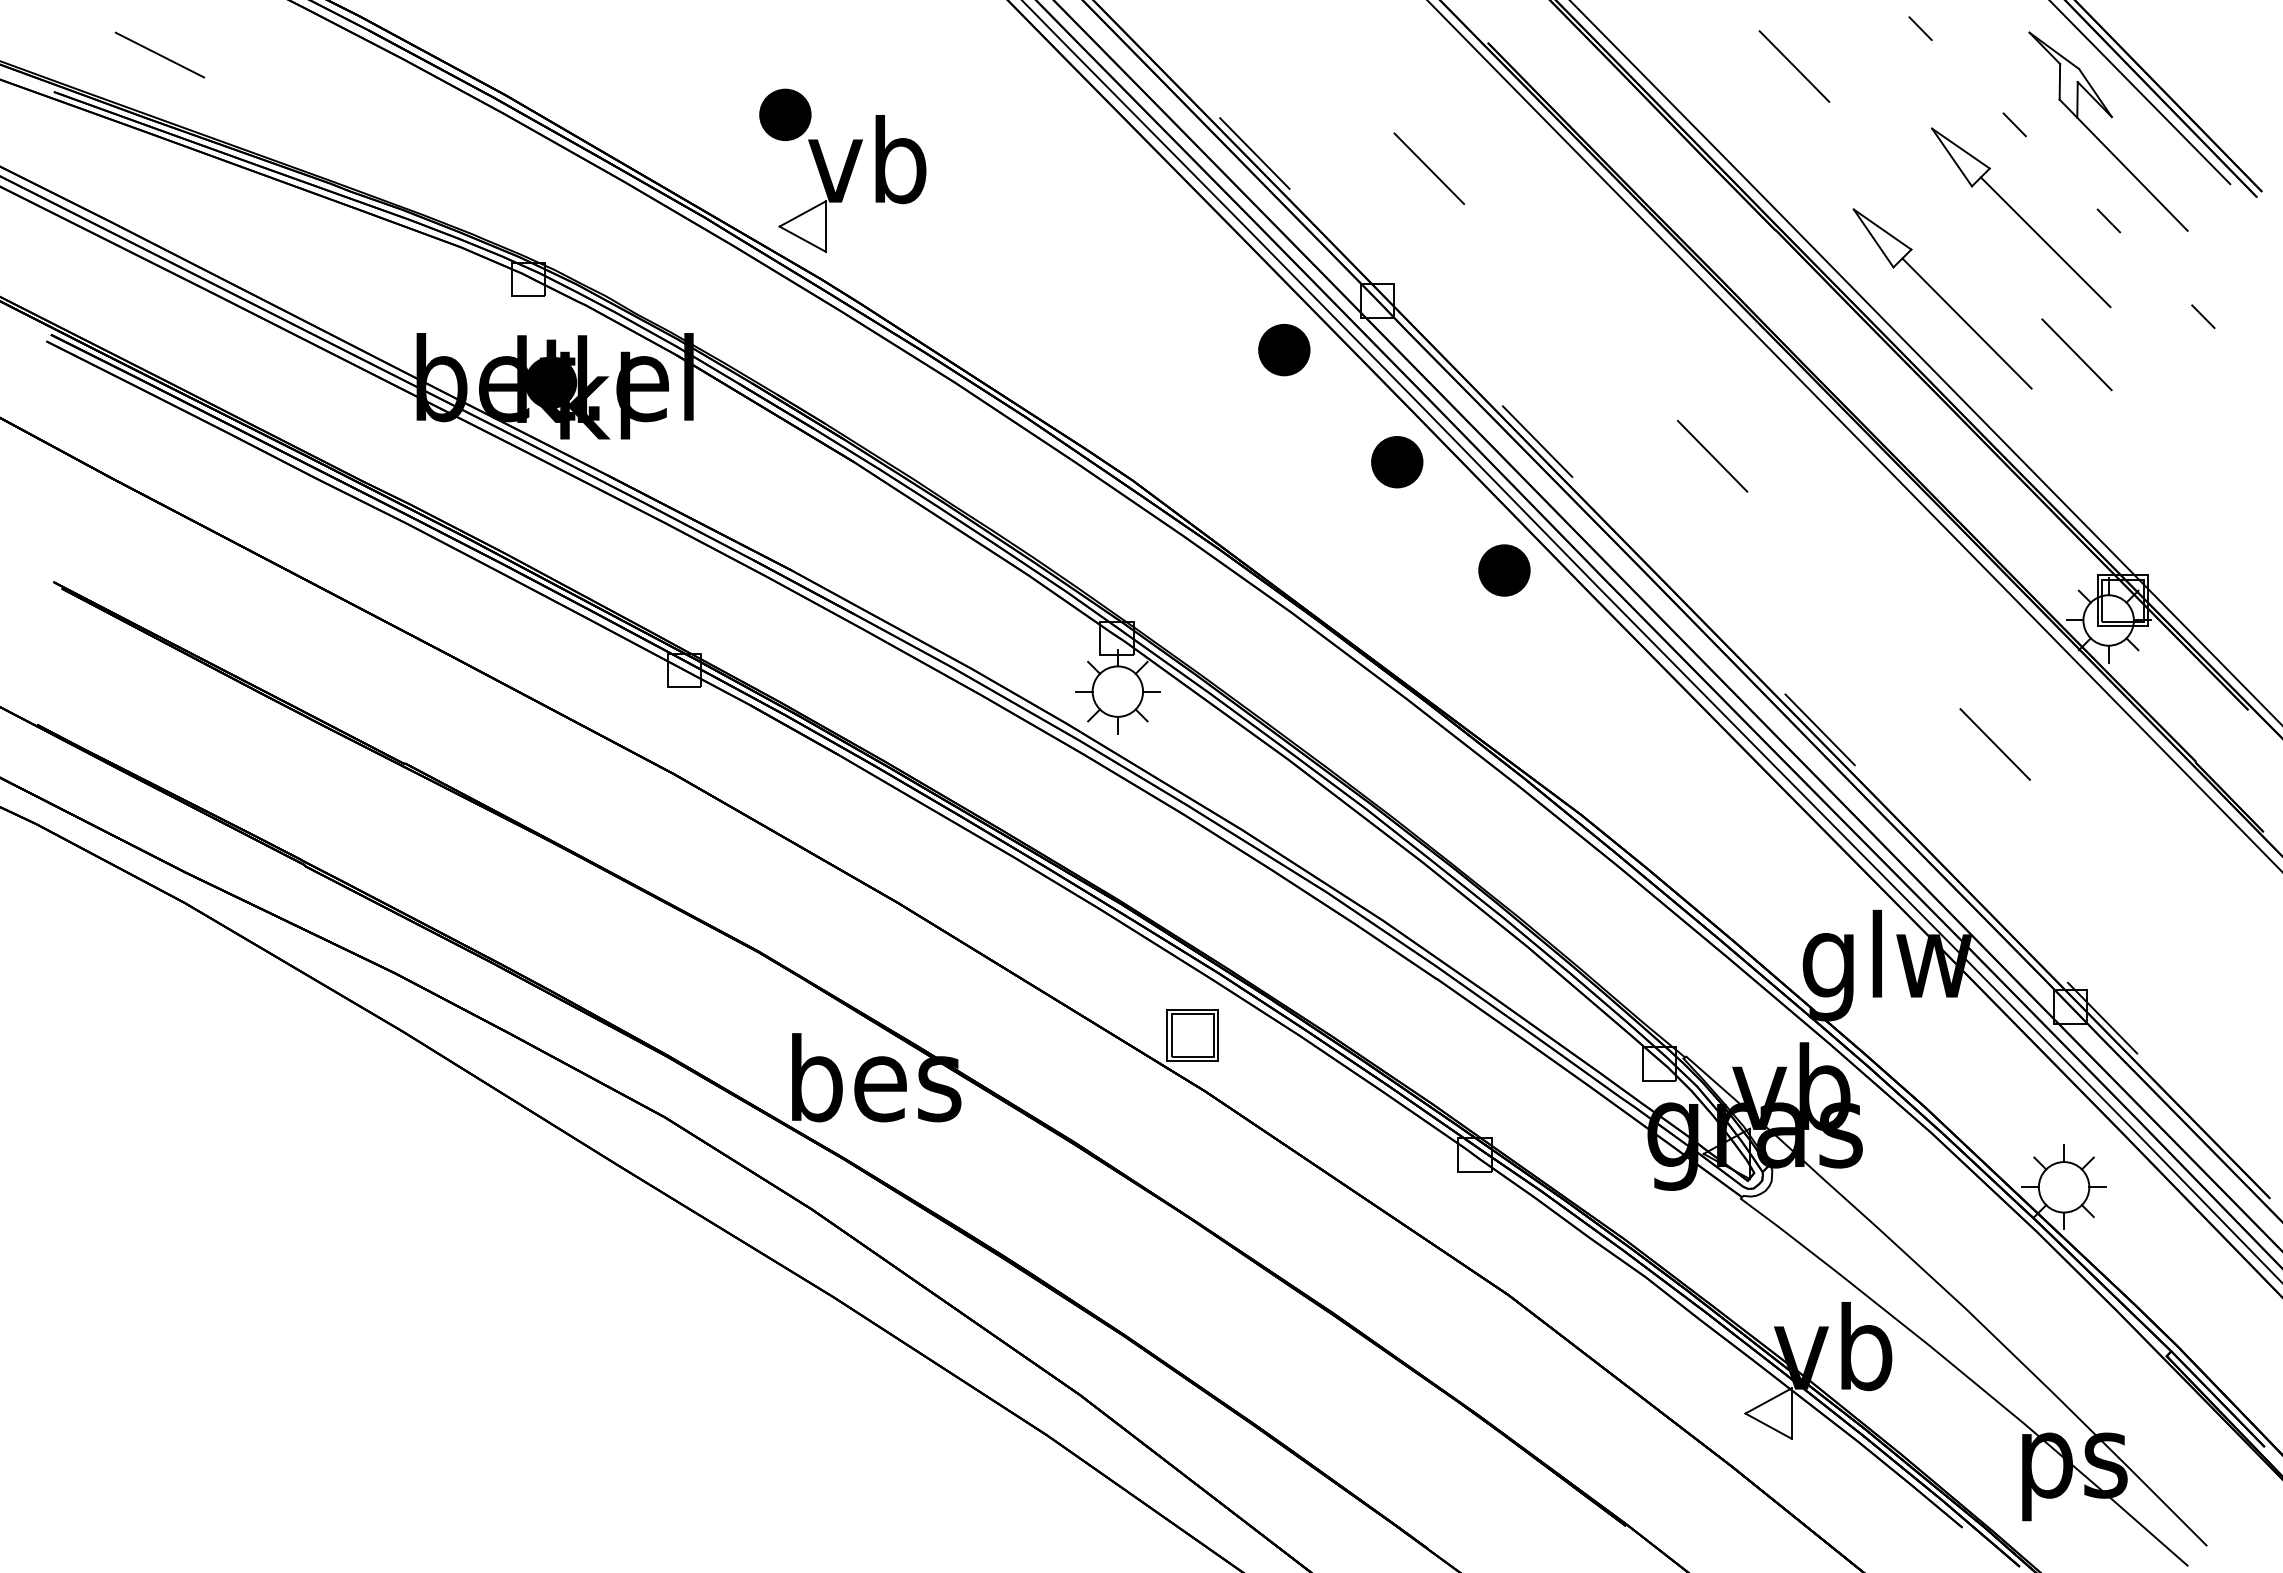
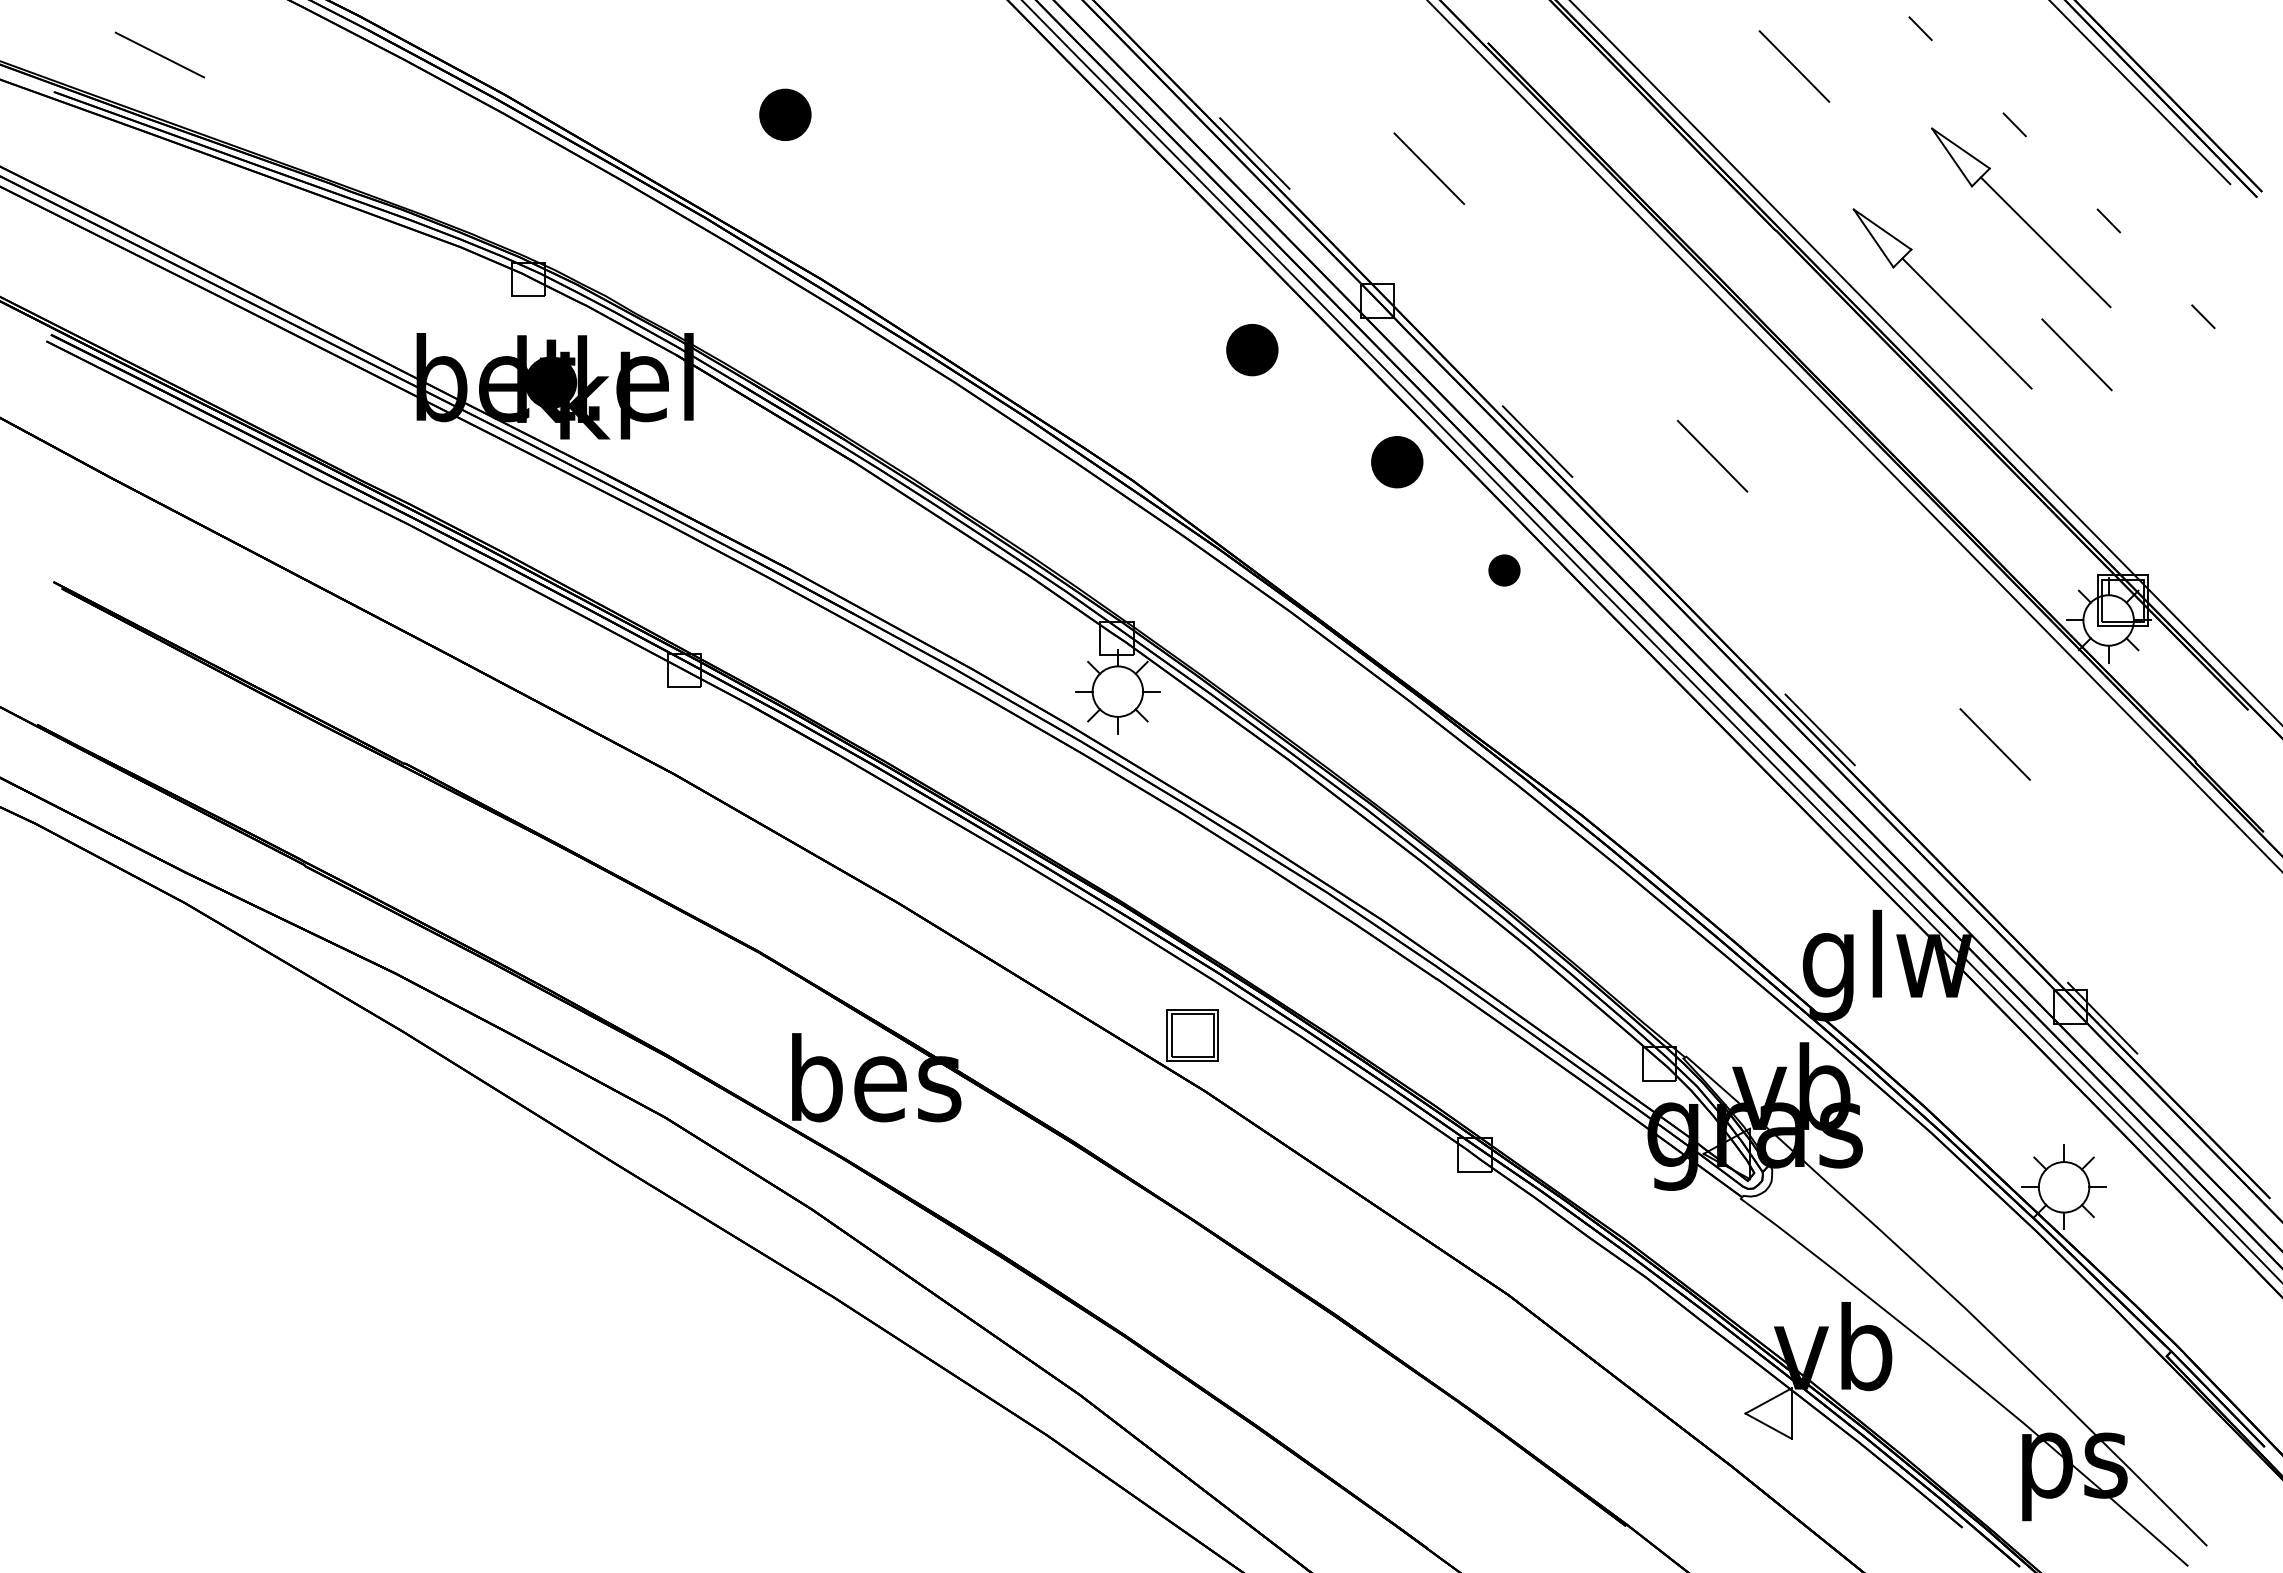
part: present -> none (2099, 139)
part: present -> none (852, 183)
part position: (1284, 350) -> (1252, 350) (1252, 350)
part size: 53x53 px -> 33x33 px (1504, 570)
